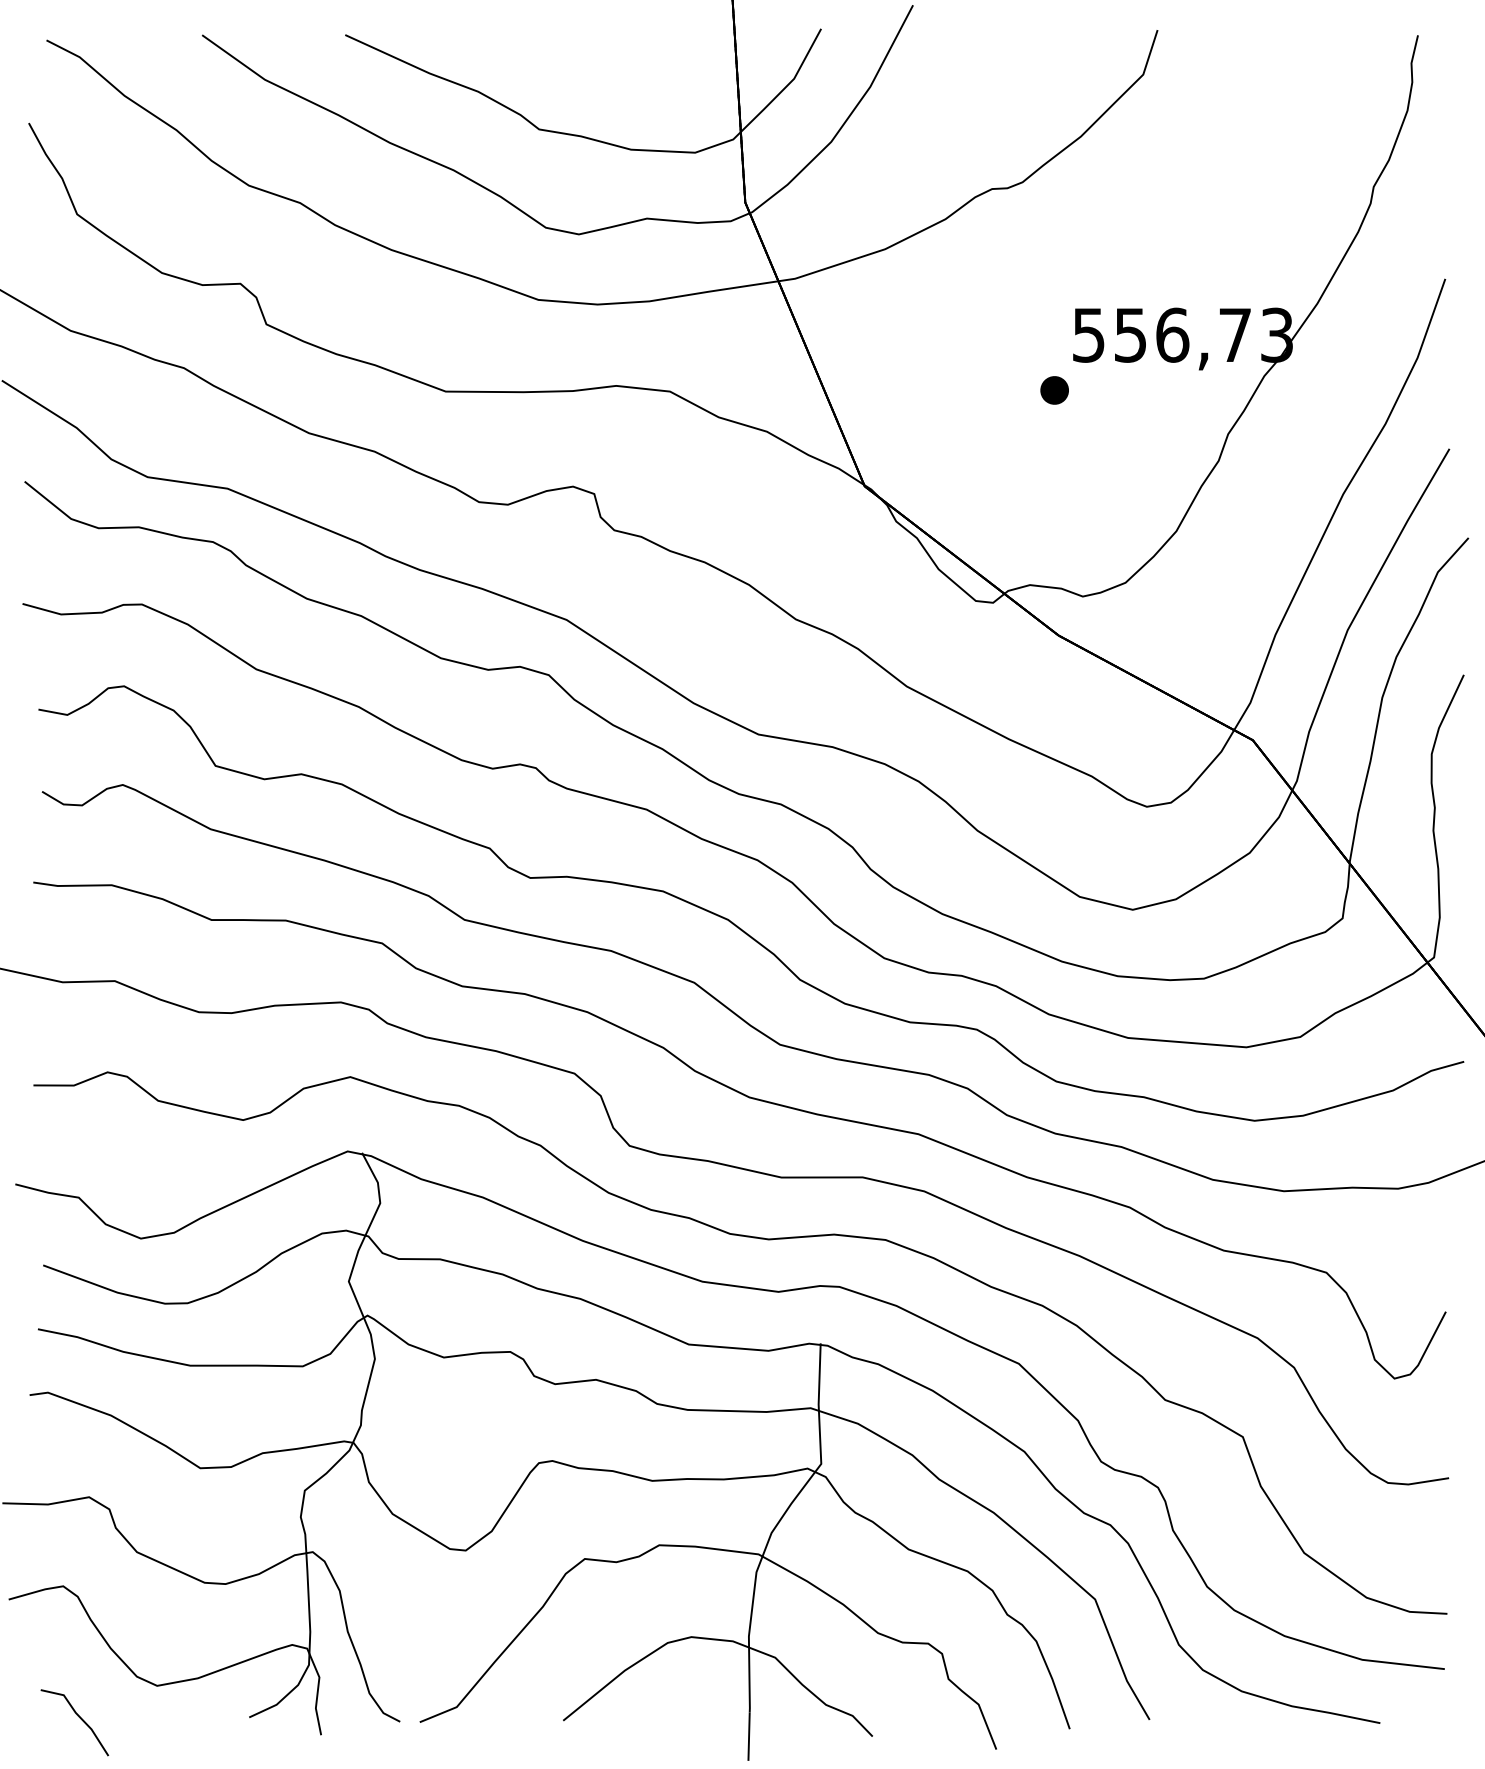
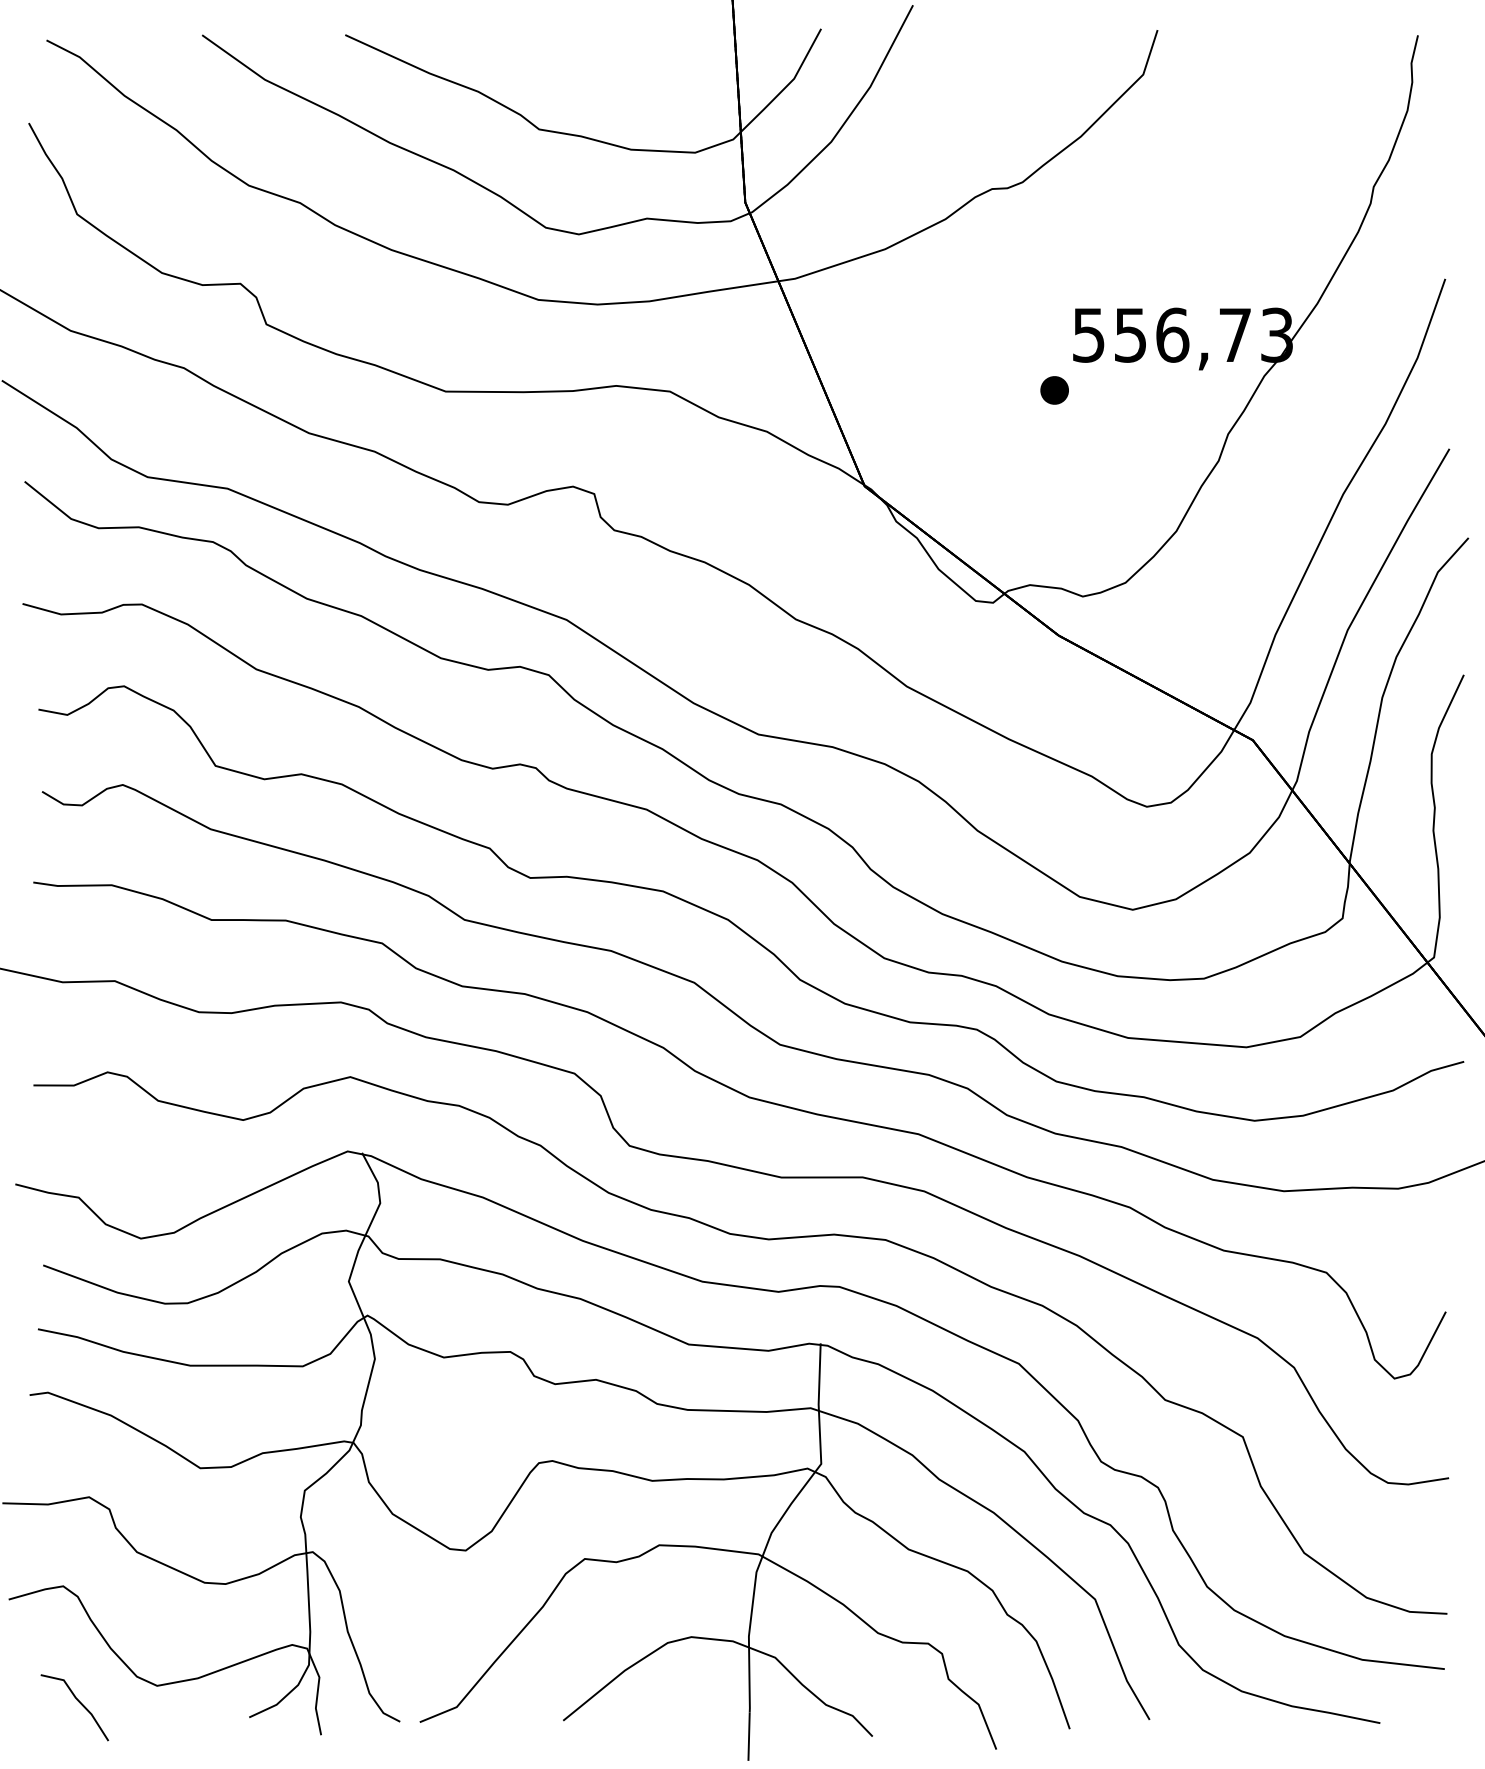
line position: (78, 1717) -> (78, 1702) (78, 1702)
